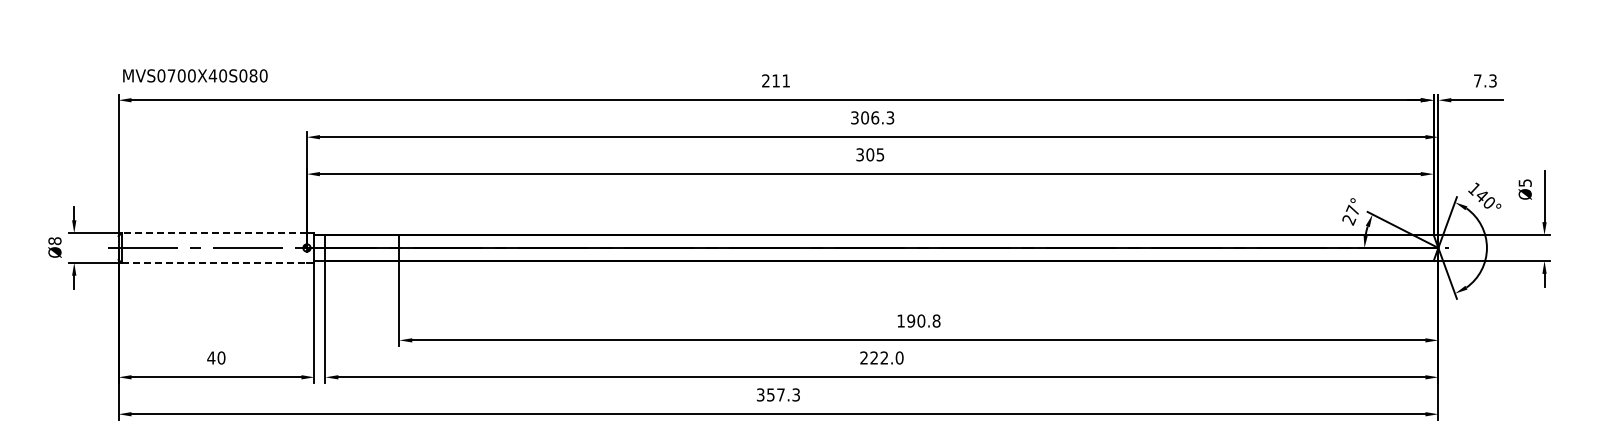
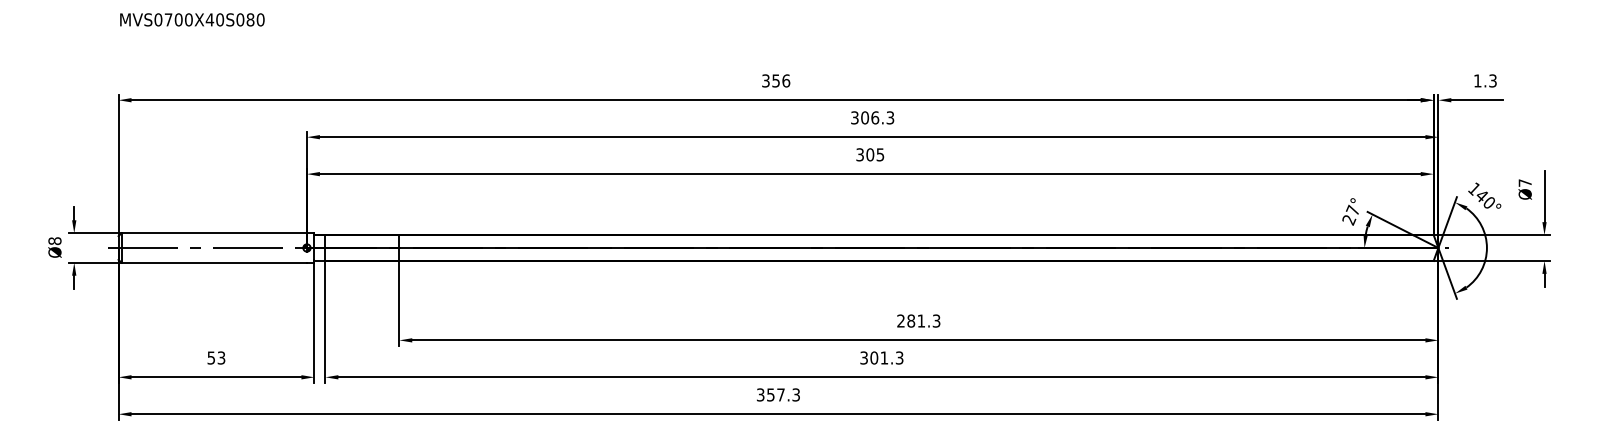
text position: (195, 75) -> (192, 19) (192, 19)
text: 211 -> 356 (776, 80)
text: 7.3 -> 1.3 (1477, 80)
text: Ø5 -> Ø7 (1524, 182)
line: dashed -> solid (214, 233)
line: dashed -> solid (214, 262)
text: 190.8 -> 281.3 (918, 320)
text: 40 -> 53 (216, 357)
text: 222.0 -> 301.3 (881, 357)
